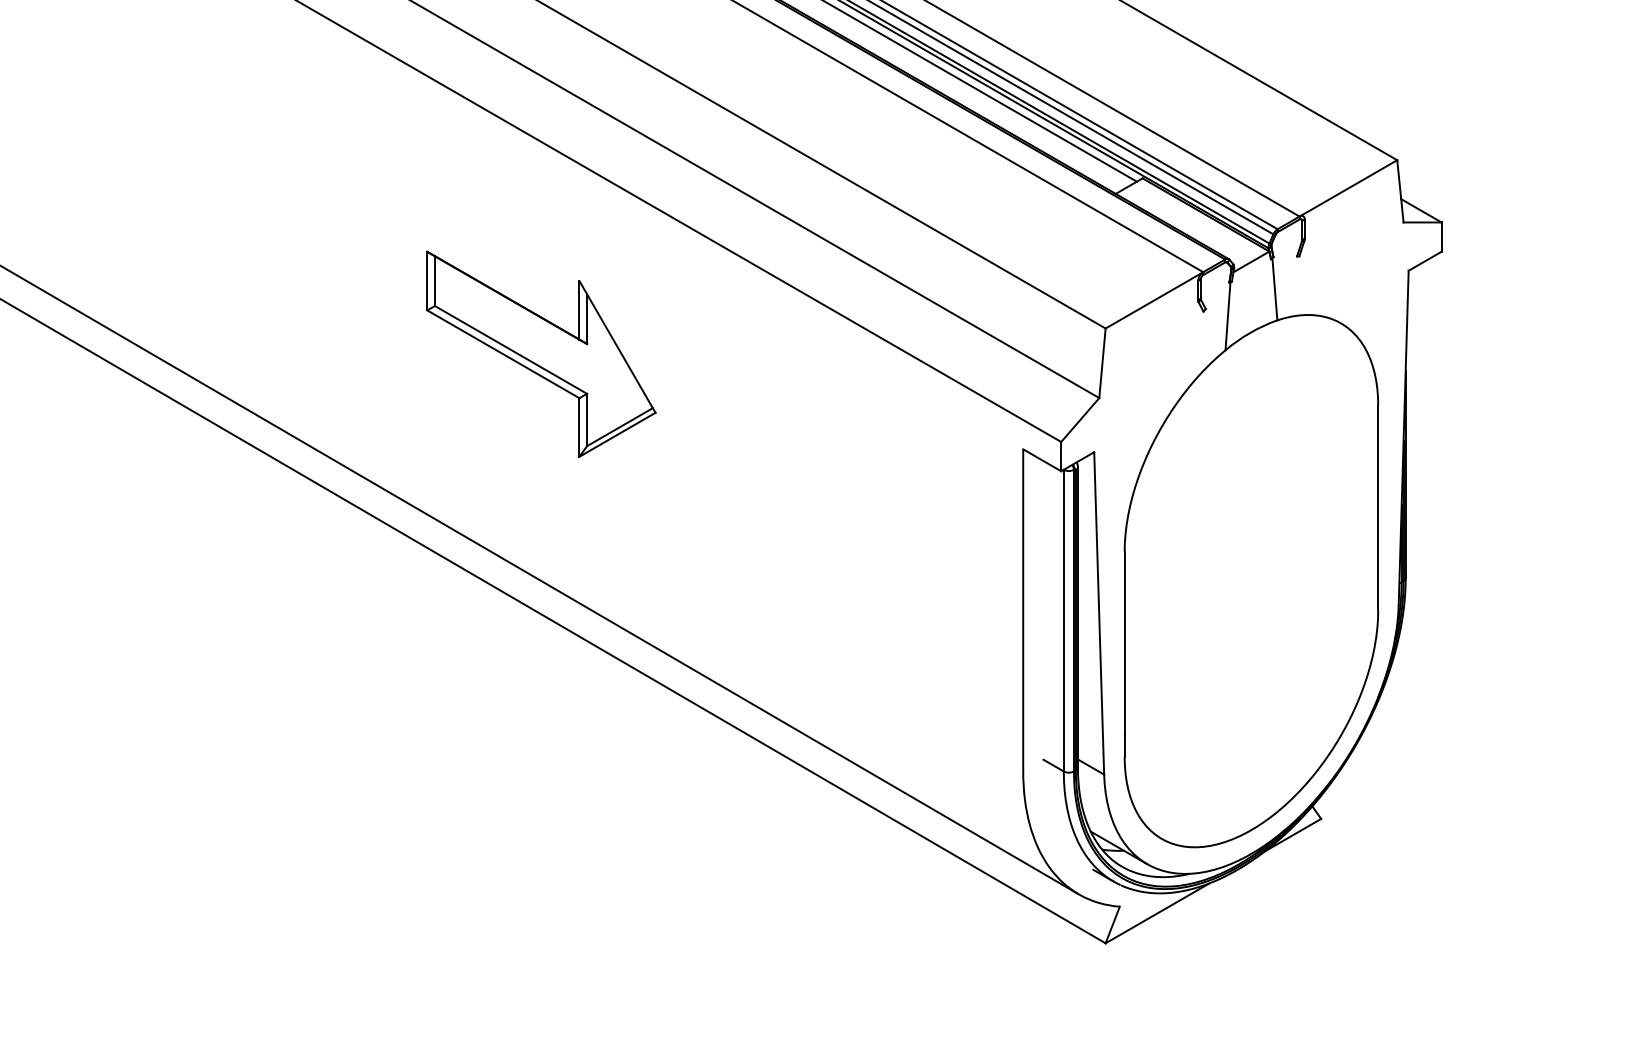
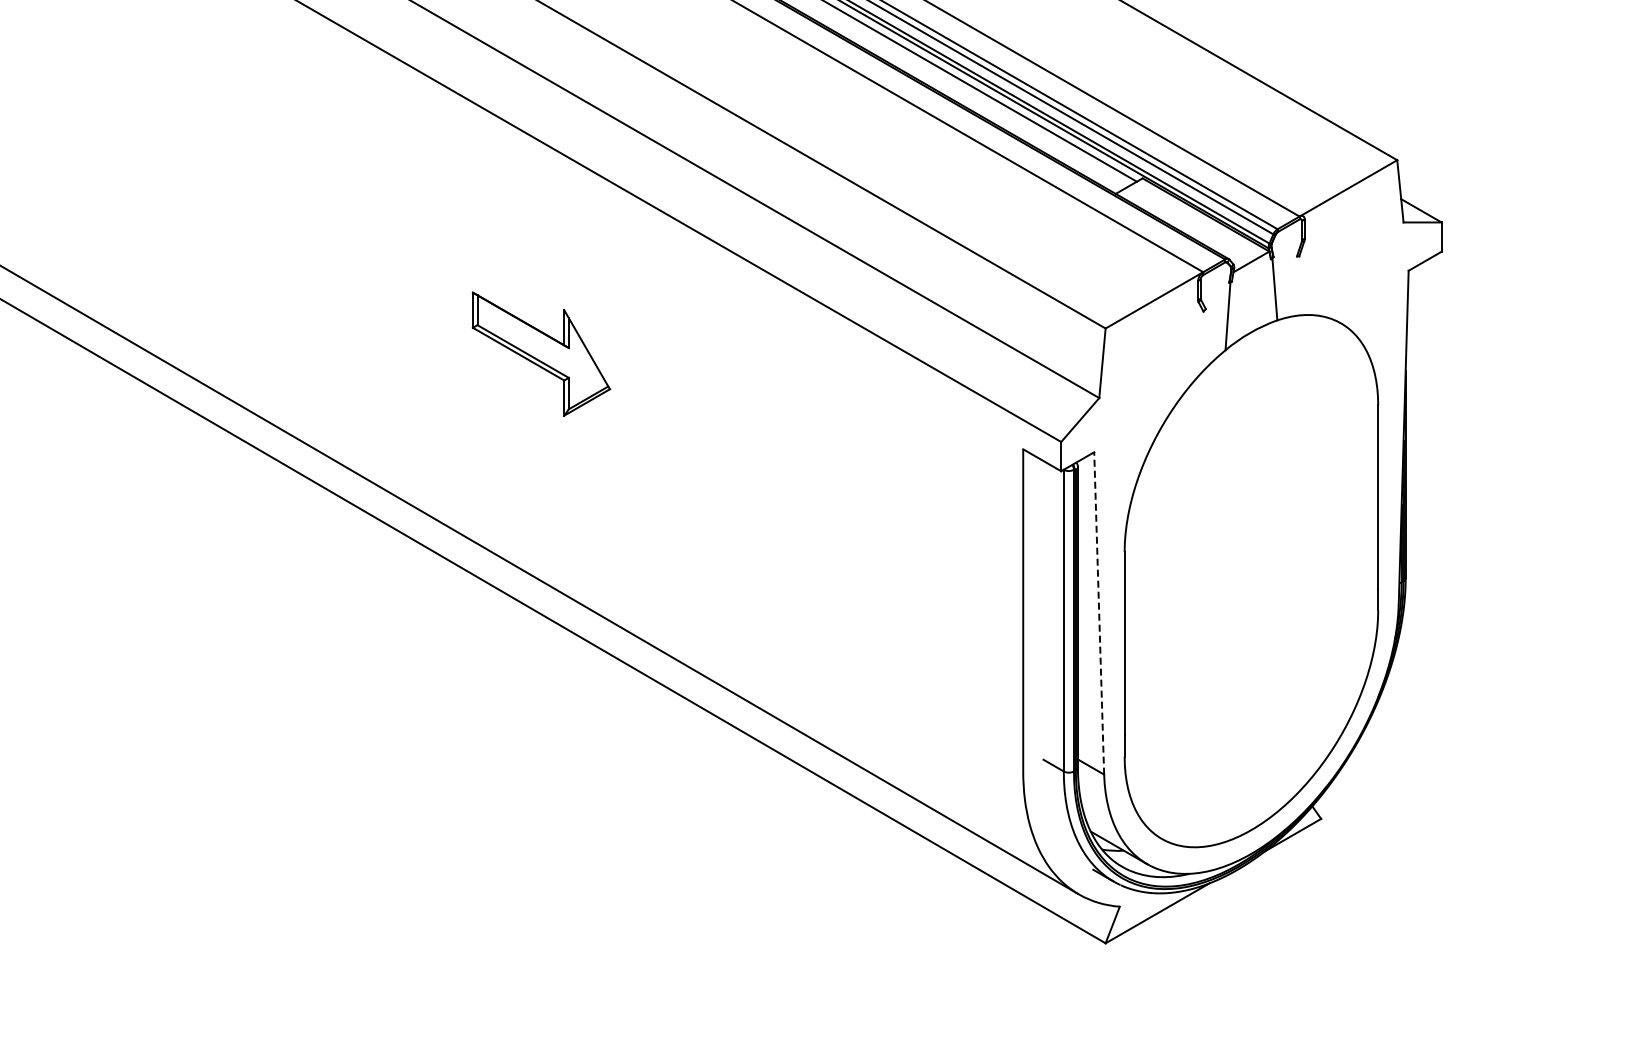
part size: 231x208 px -> 141x126 px (541, 353)
line: solid -> dashed (1099, 612)
